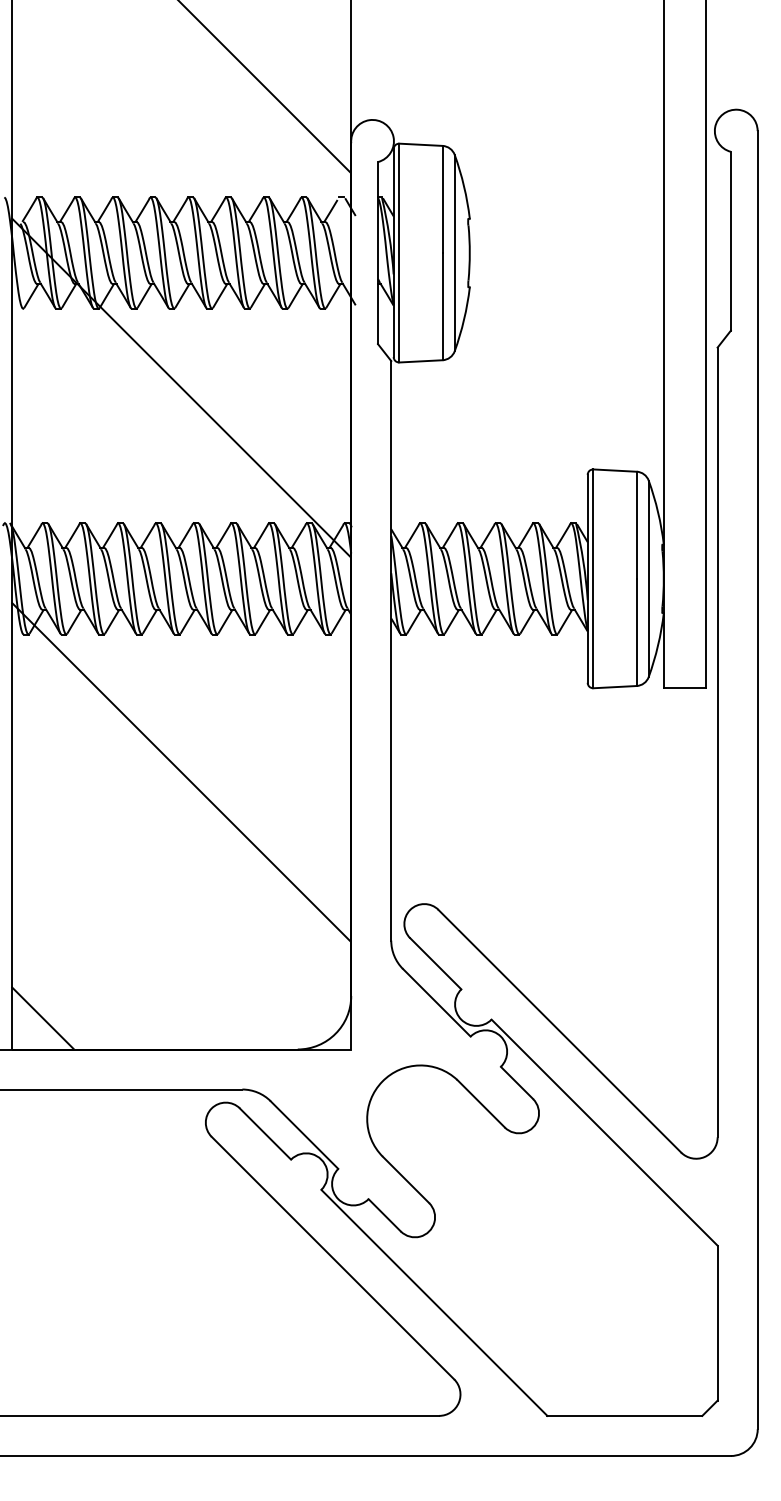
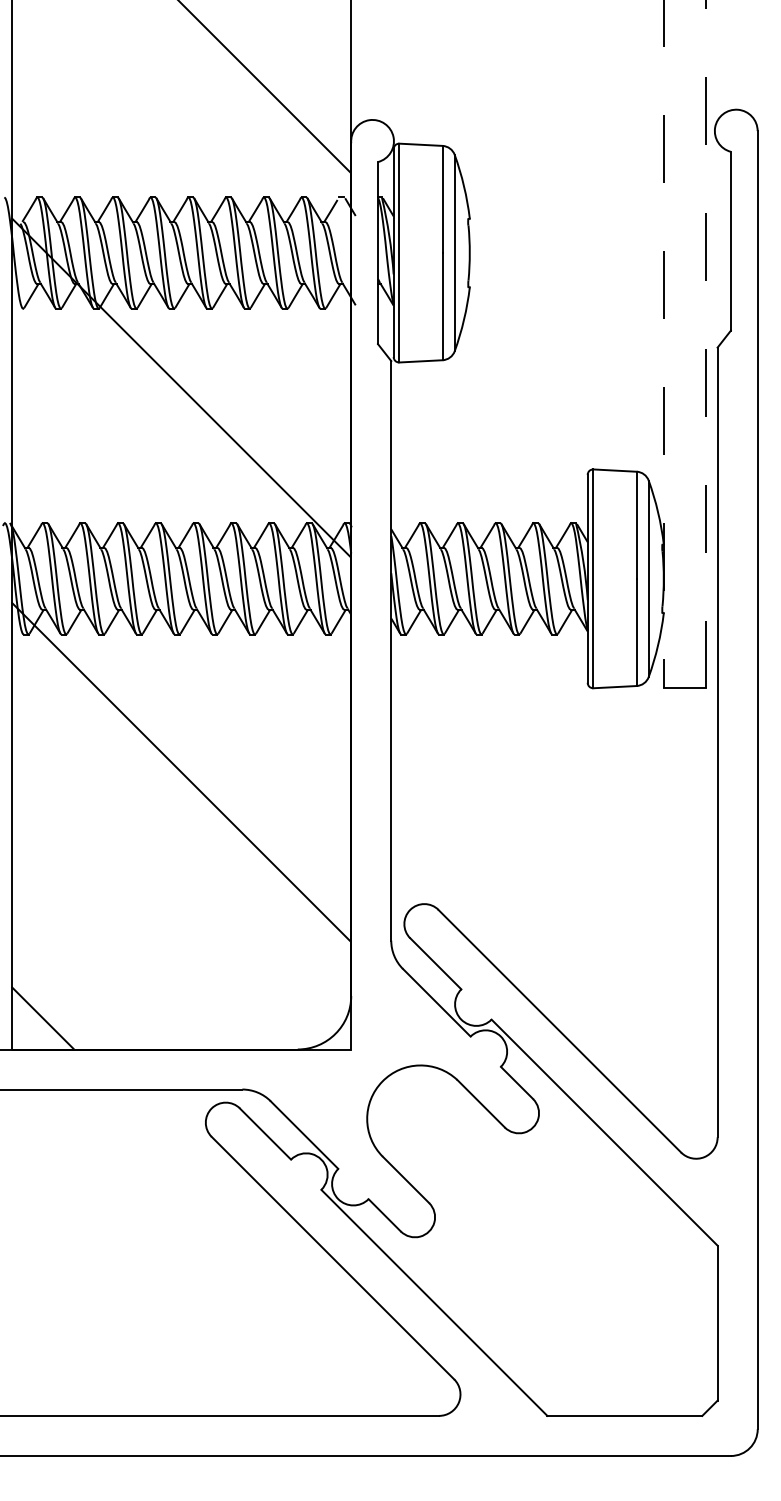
line: solid -> dashed (663, 344)
line: solid -> dashed (705, 344)
